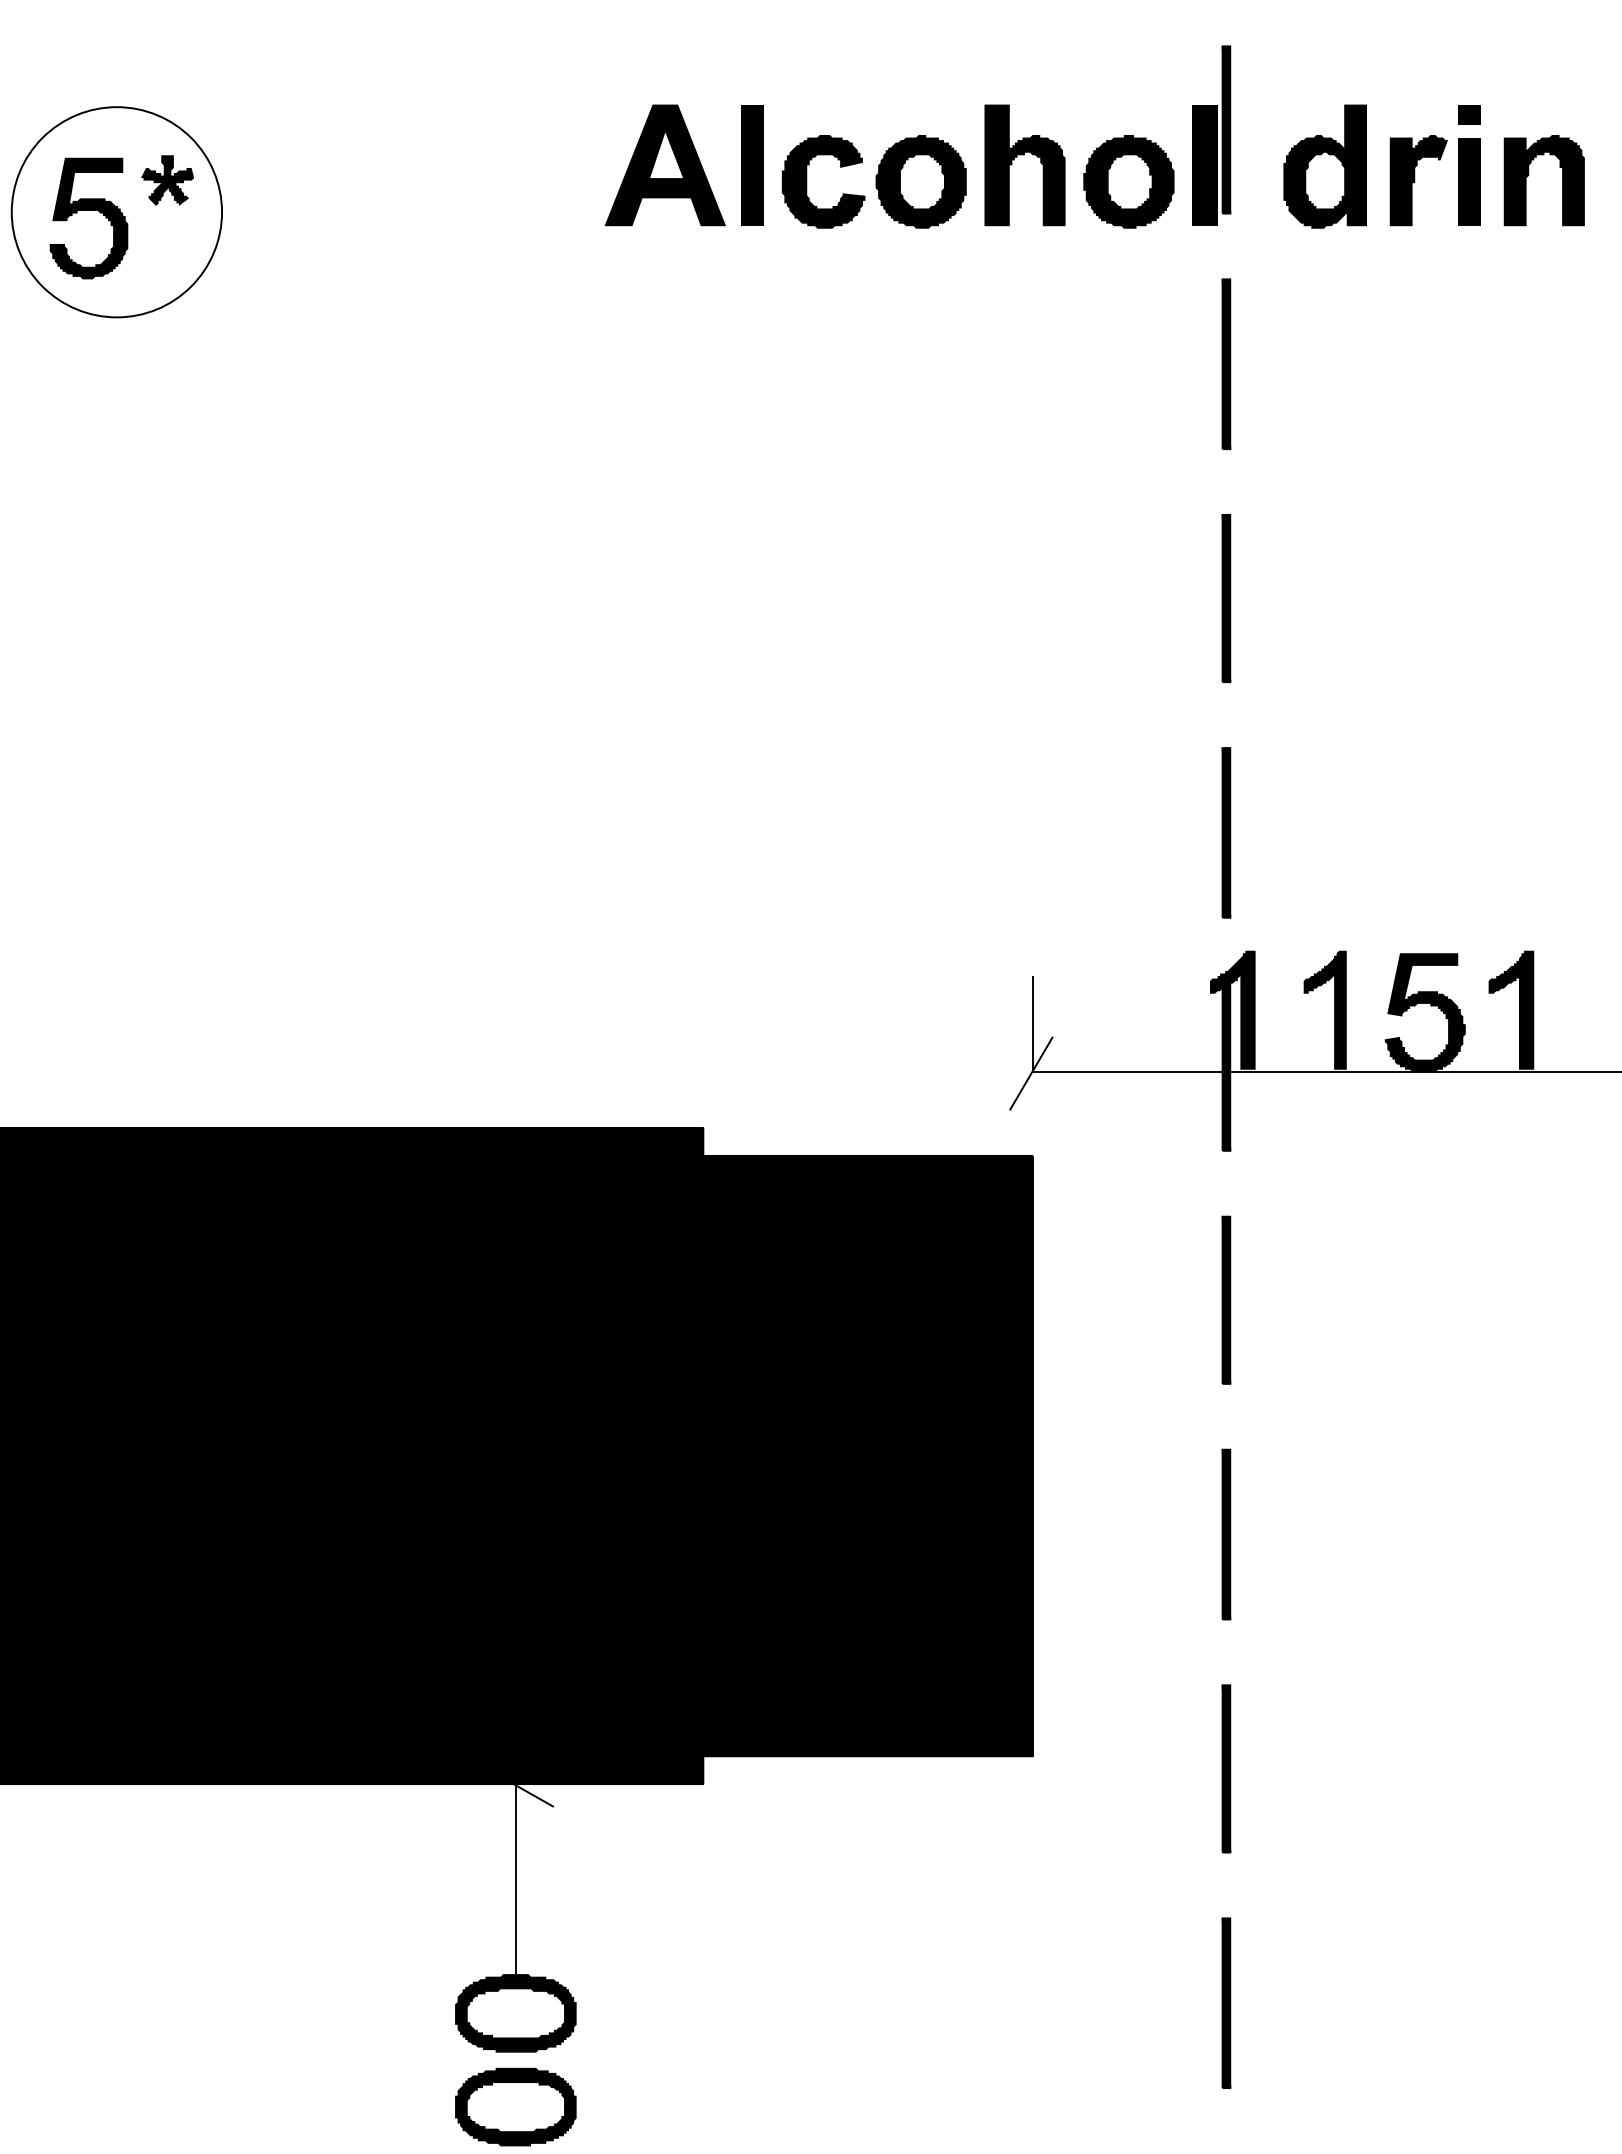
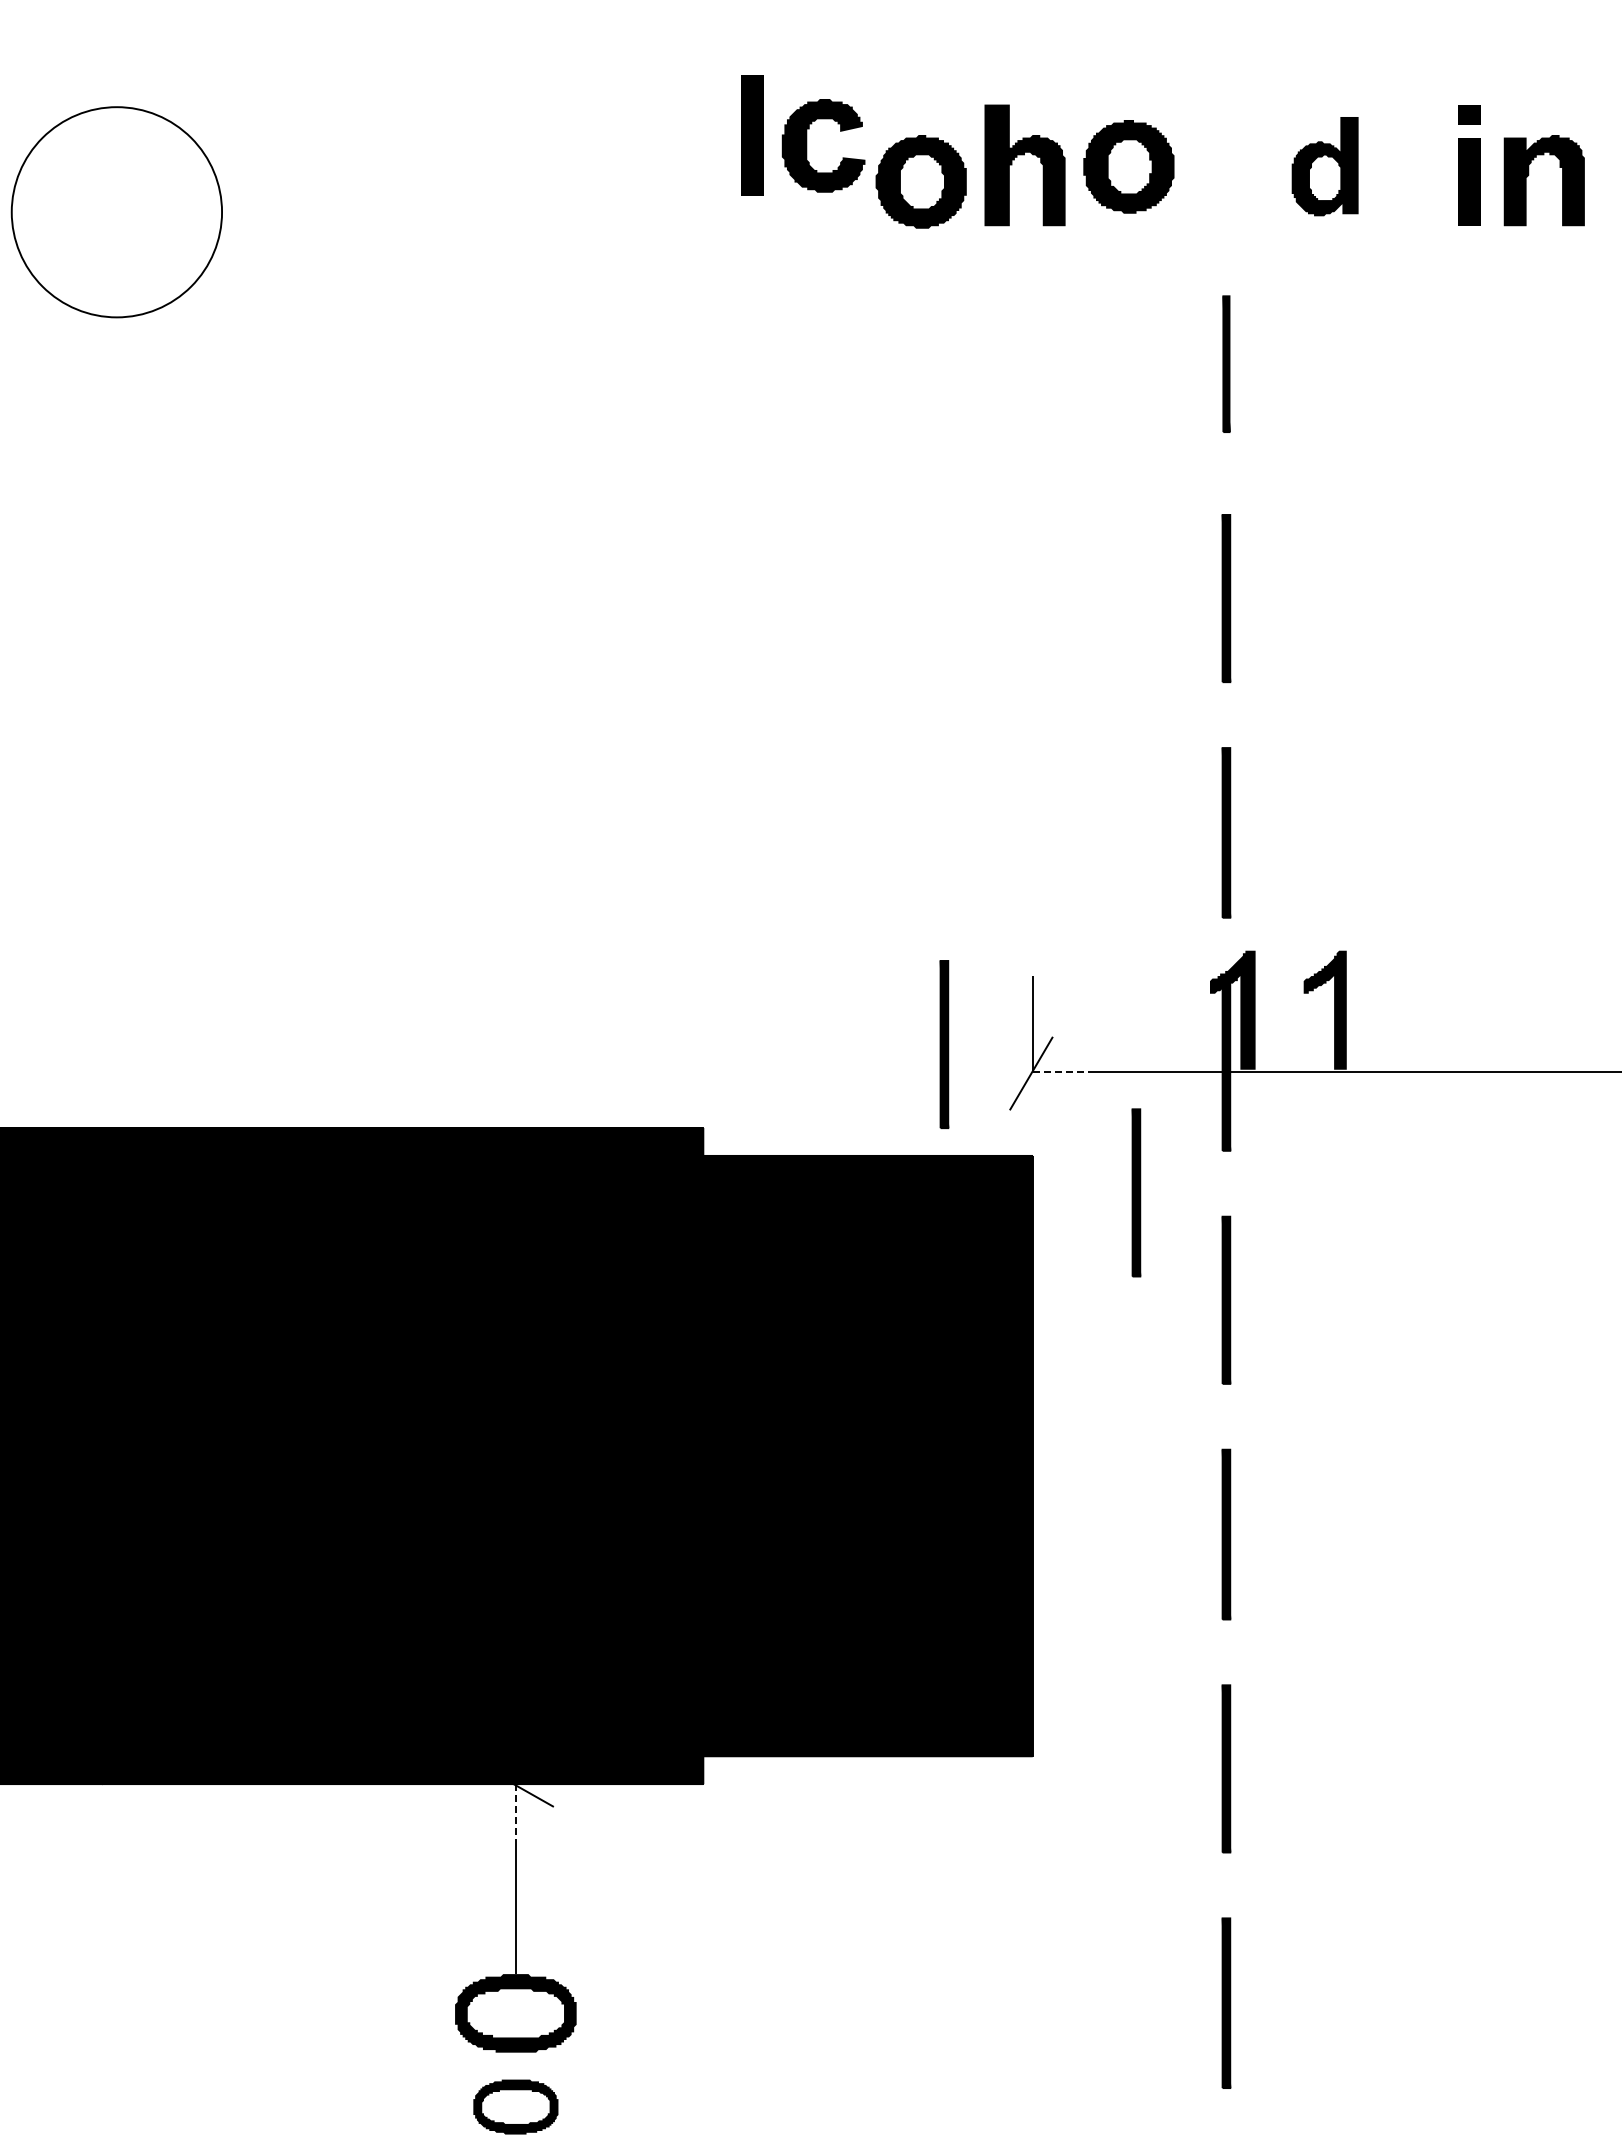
part: present -> none (1211, 135)
part: present -> none (664, 165)
part position: (752, 165) -> (752, 135) (752, 135)
part size: 84x125 px -> 68x100 px (1324, 166)
part: present -> none (167, 180)
fill: present -> none (1418, 180)
part position: (807, 181) -> (807, 145) (807, 145)
part position: (1128, 181) -> (1128, 166) (1128, 166)
fill: present -> none (88, 218)
part size: 11x172 px -> 9x138 px (1226, 363)
fill: present -> none (1511, 1009)
fill: present -> none (1424, 1012)
part: none -> present (944, 1044)
line: solid -> dashed (1060, 1072)
part: none -> present (1136, 1192)
line: solid -> dashed (515, 1813)
part size: 122x80 px -> 86x56 px (515, 2106)
